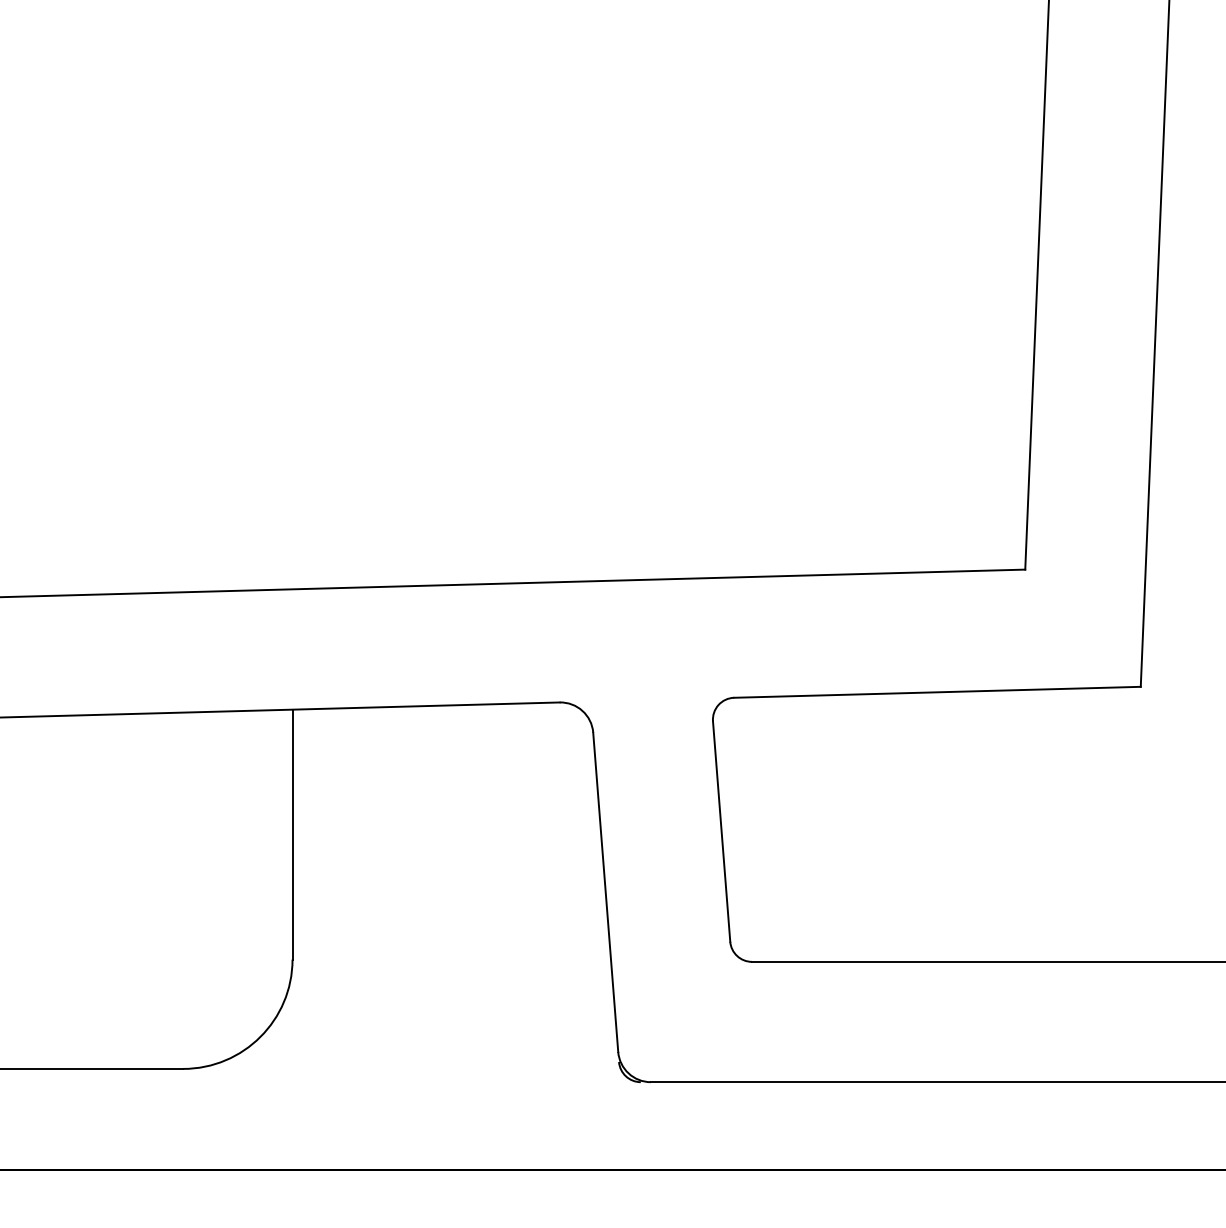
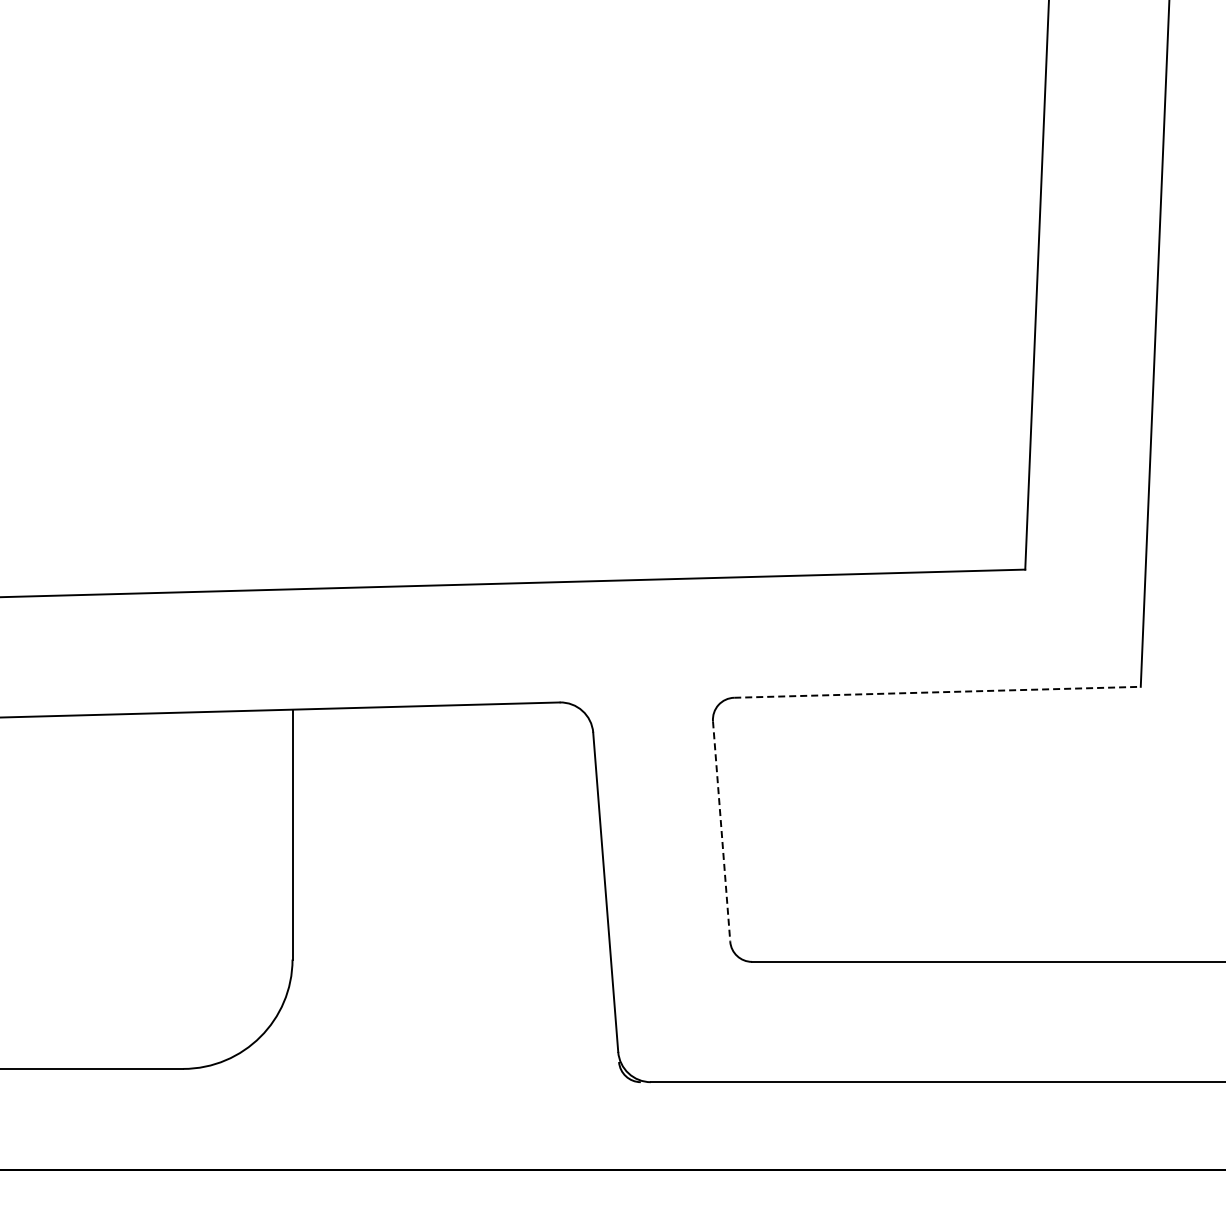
line: solid -> dashed (937, 692)
line: solid -> dashed (721, 831)
